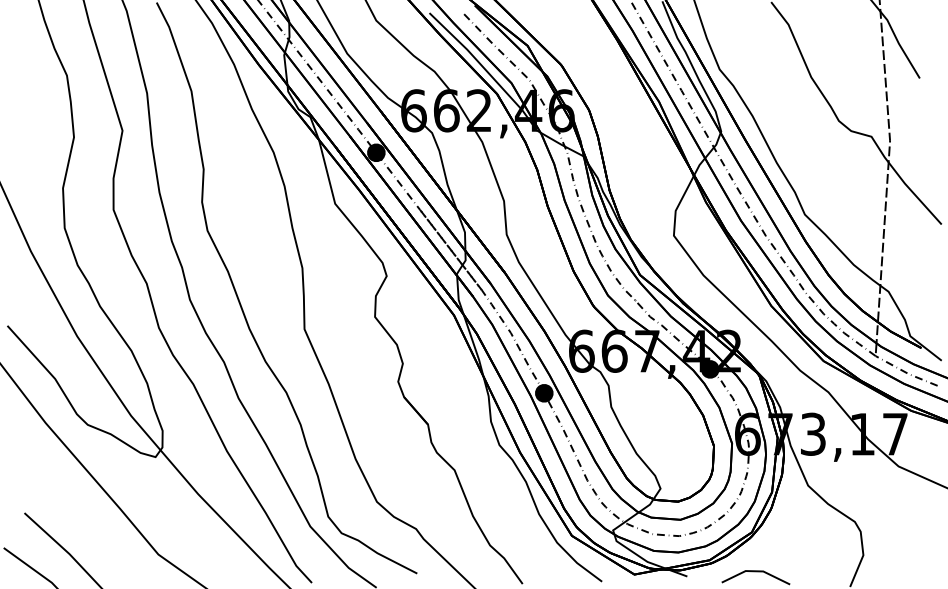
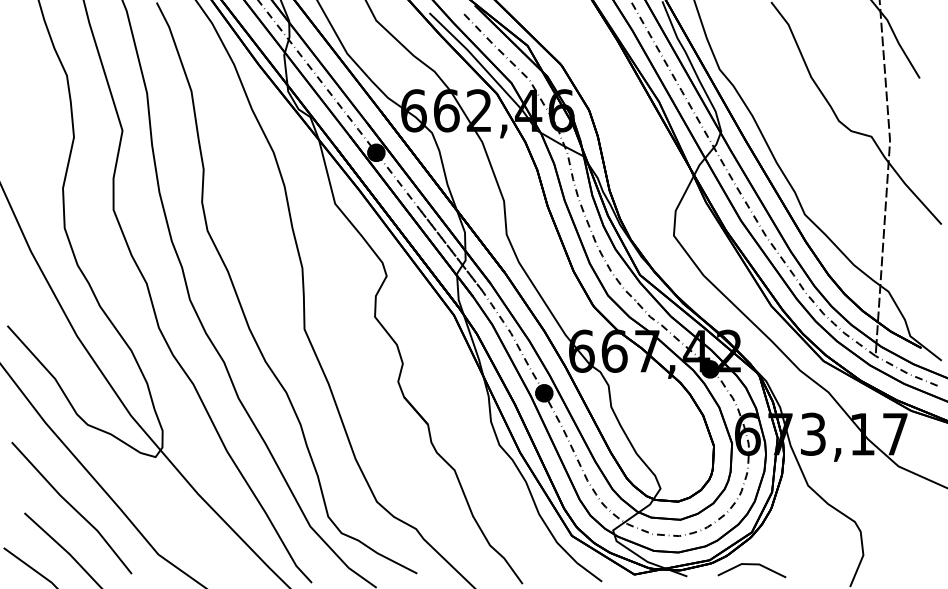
line: none -> present (71, 507)
line position: (755, 572) -> (751, 565) (751, 565)
